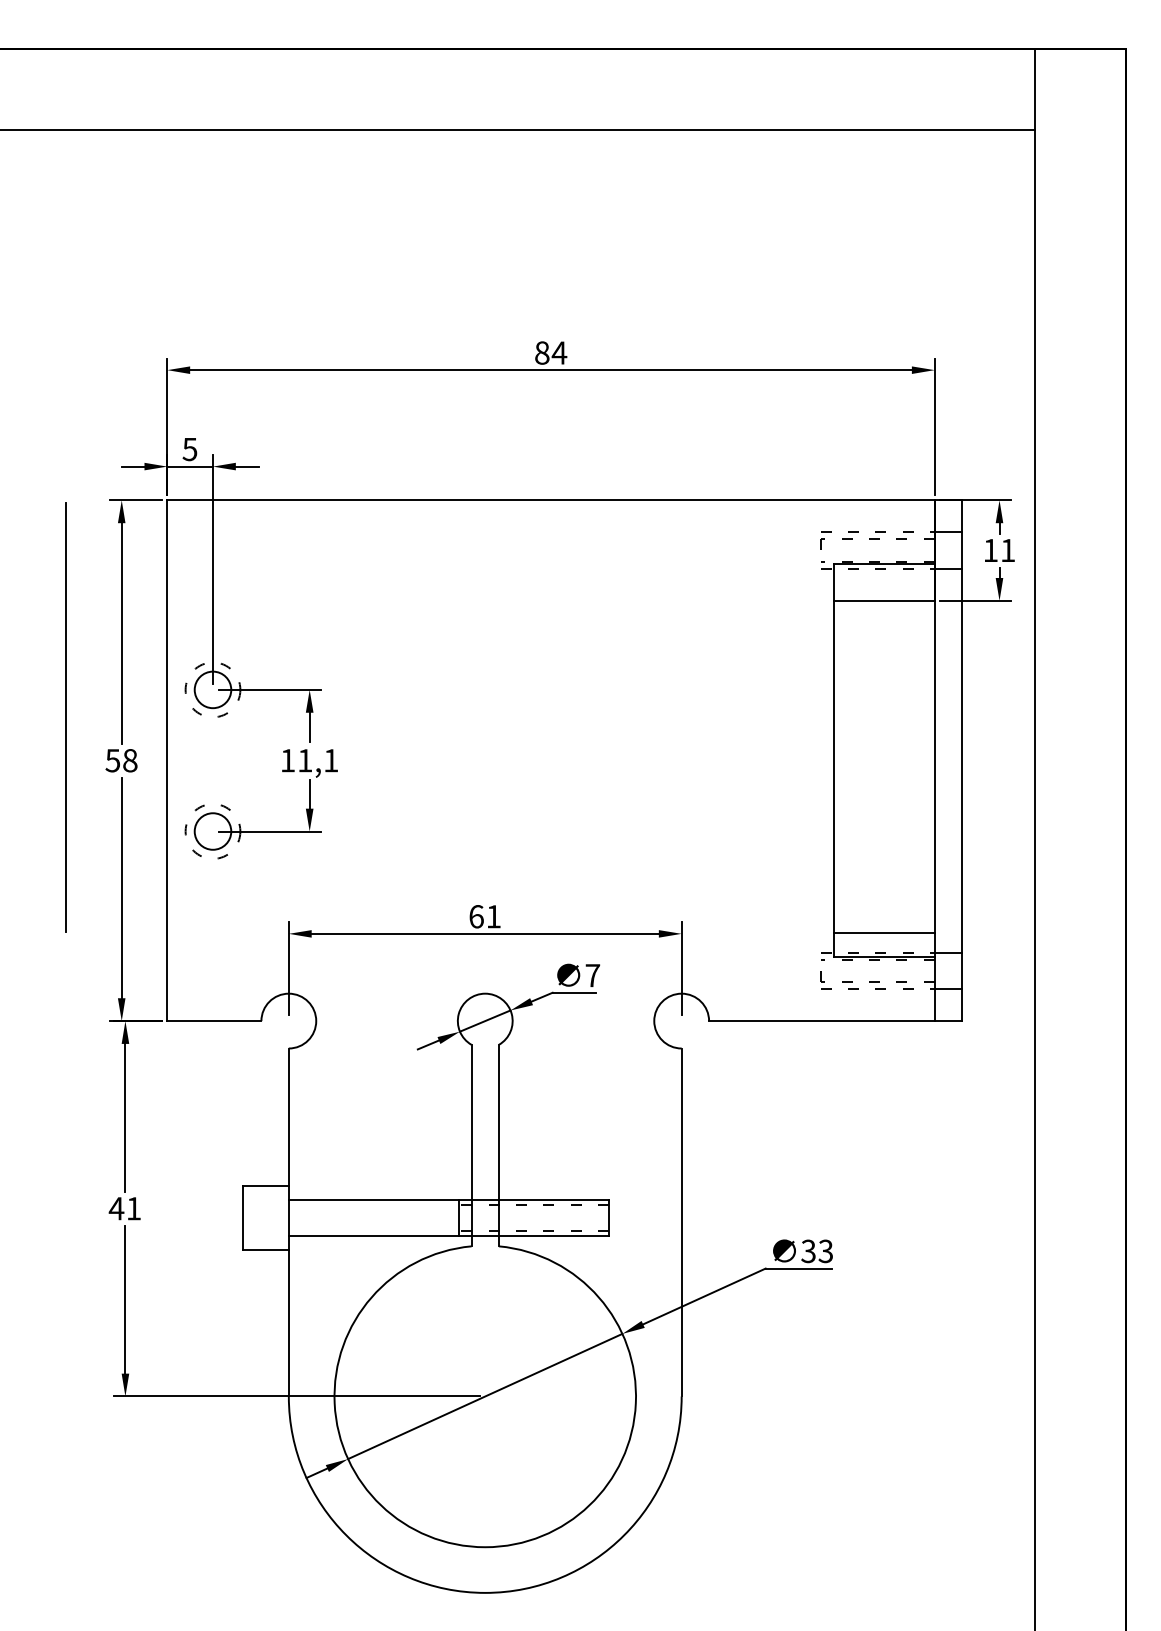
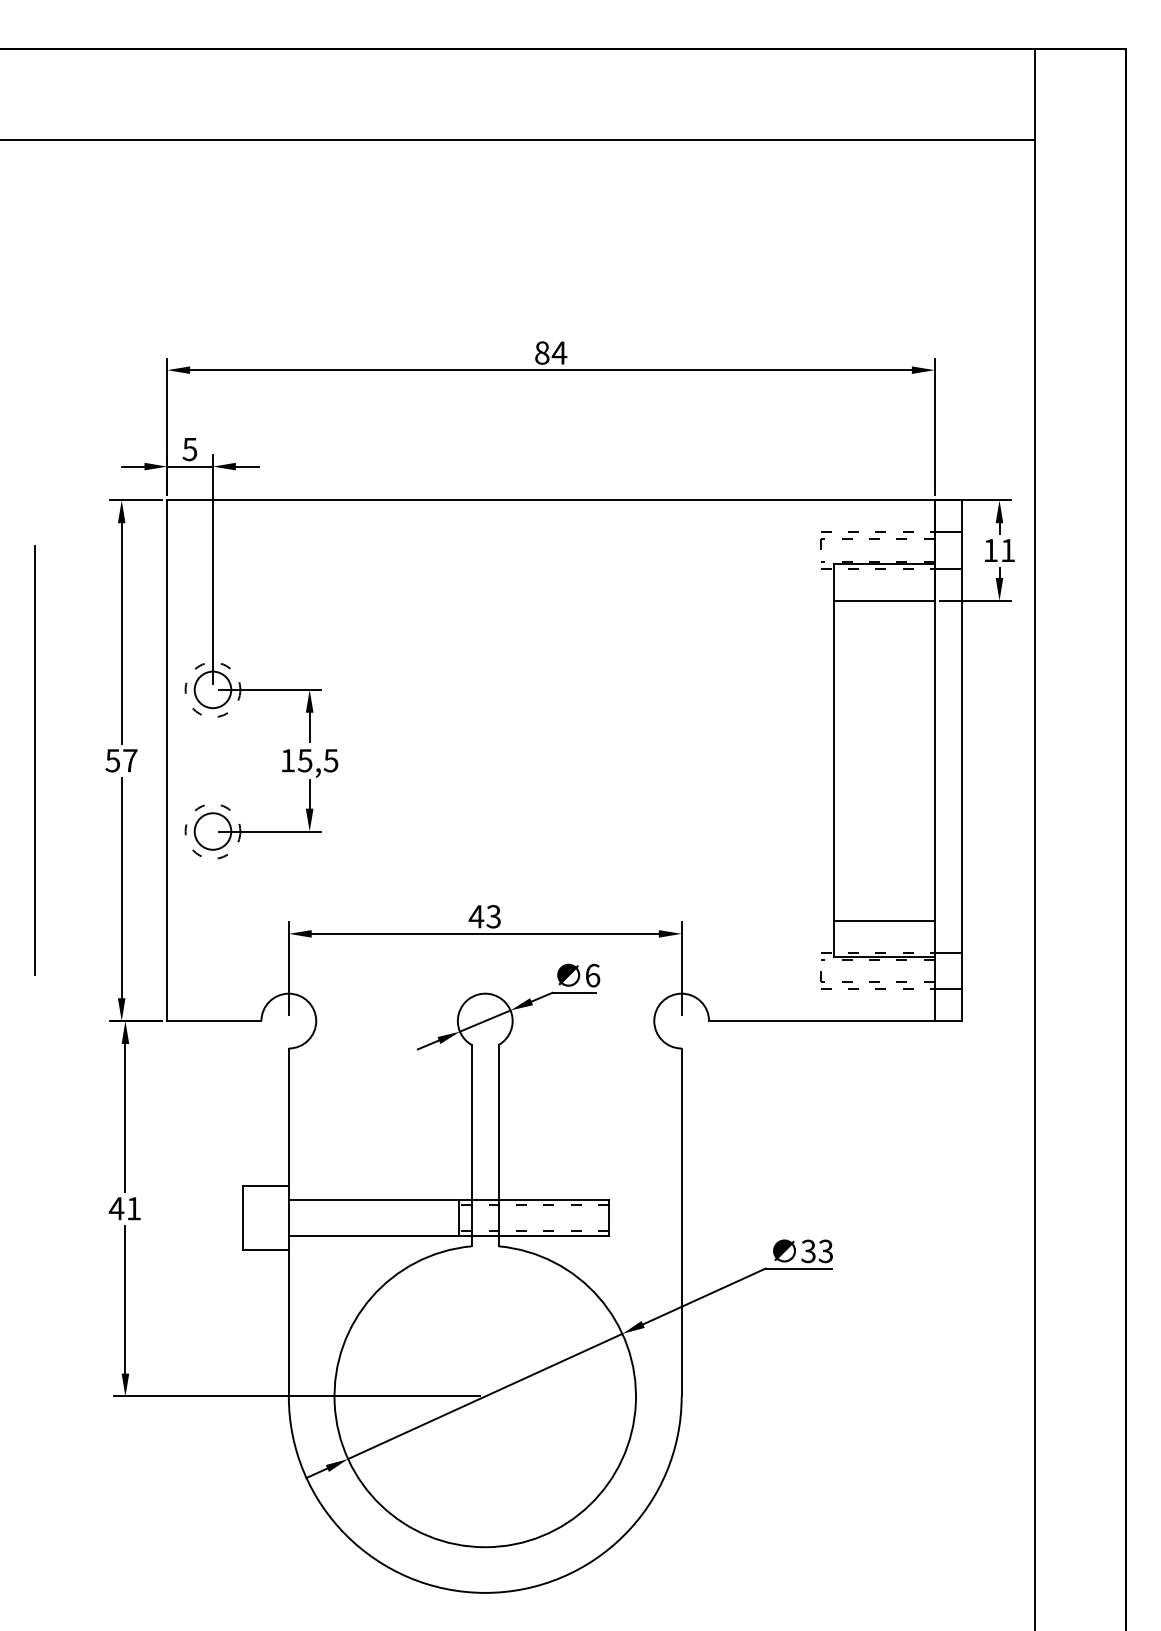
line position: (518, 130) -> (518, 140) (518, 140)
line position: (65, 717) -> (34, 760) (34, 760)
text: 58 -> 57 (130, 760)
text: 11,1 -> 15,5 (317, 760)
text: 61 -> 43 (484, 916)
line position: (884, 932) -> (884, 920) (884, 920)
text: 7 -> 6 (592, 975)
